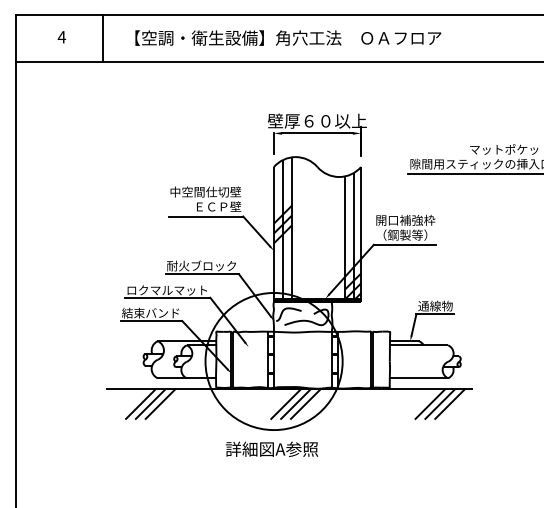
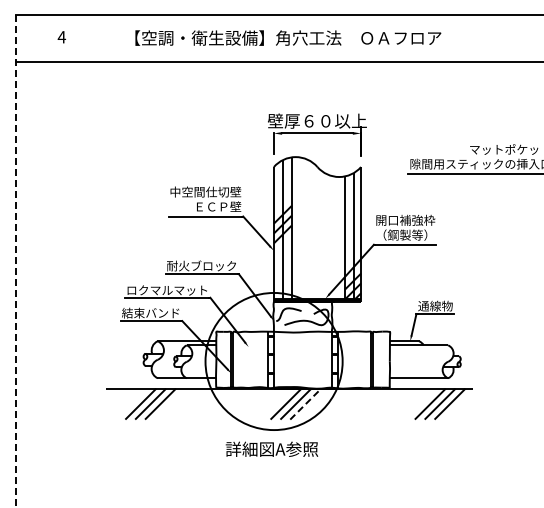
line: present -> none (102, 38)
line: solid -> dashed (16, 261)
line: solid -> dashed (305, 404)
